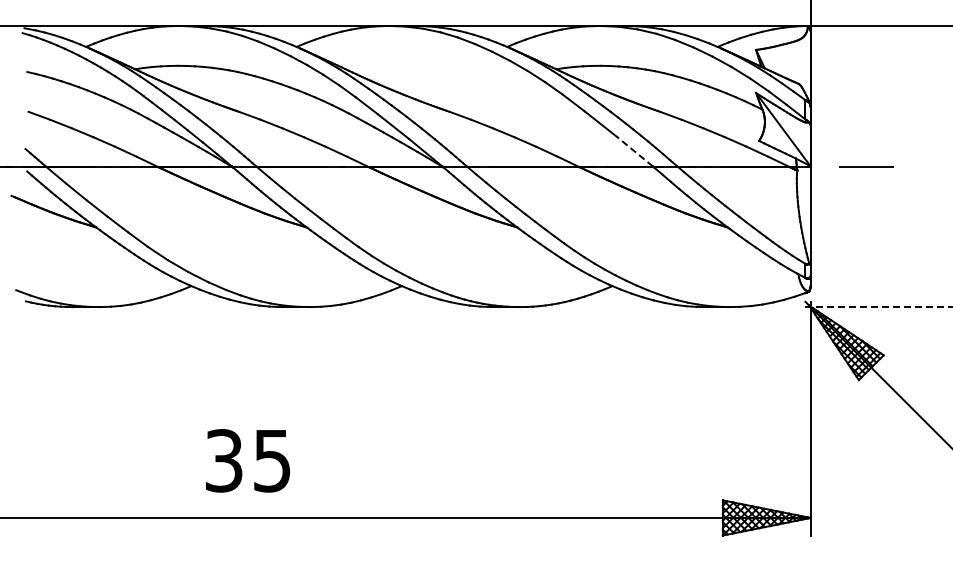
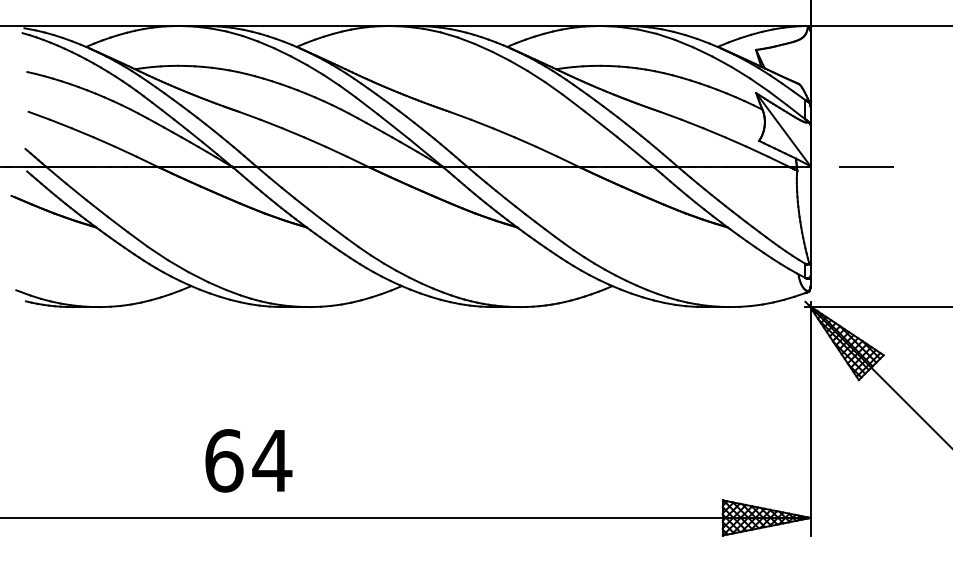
line: dashed -> solid (634, 151)
line: dashed -> solid (879, 307)
text: 35 -> 64 (248, 460)
